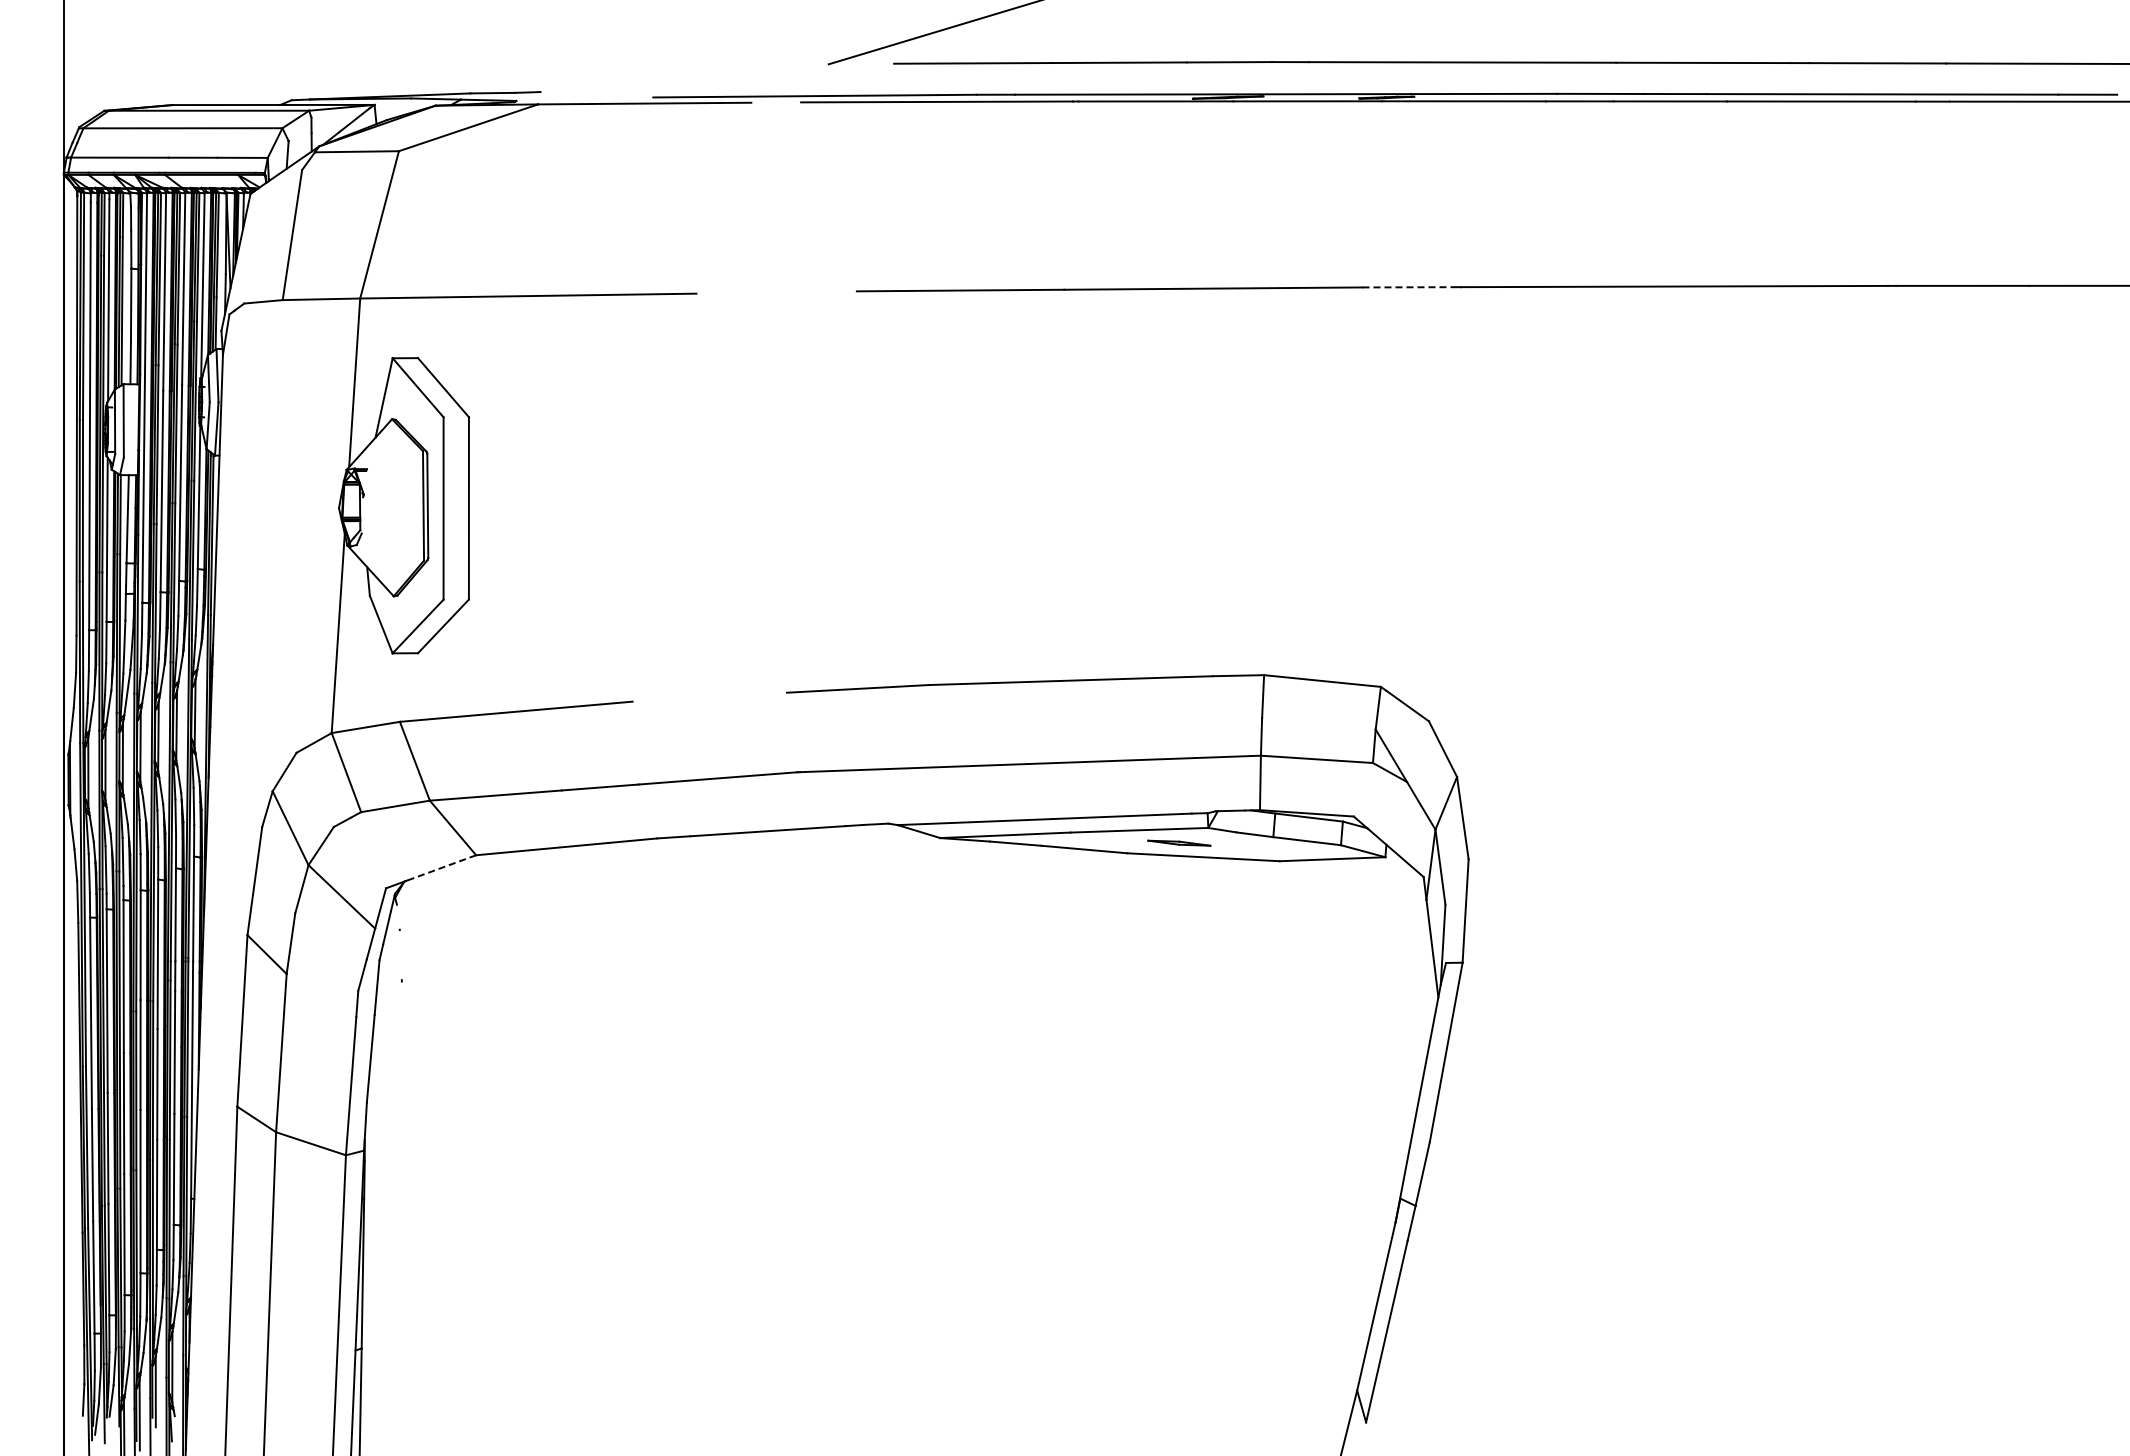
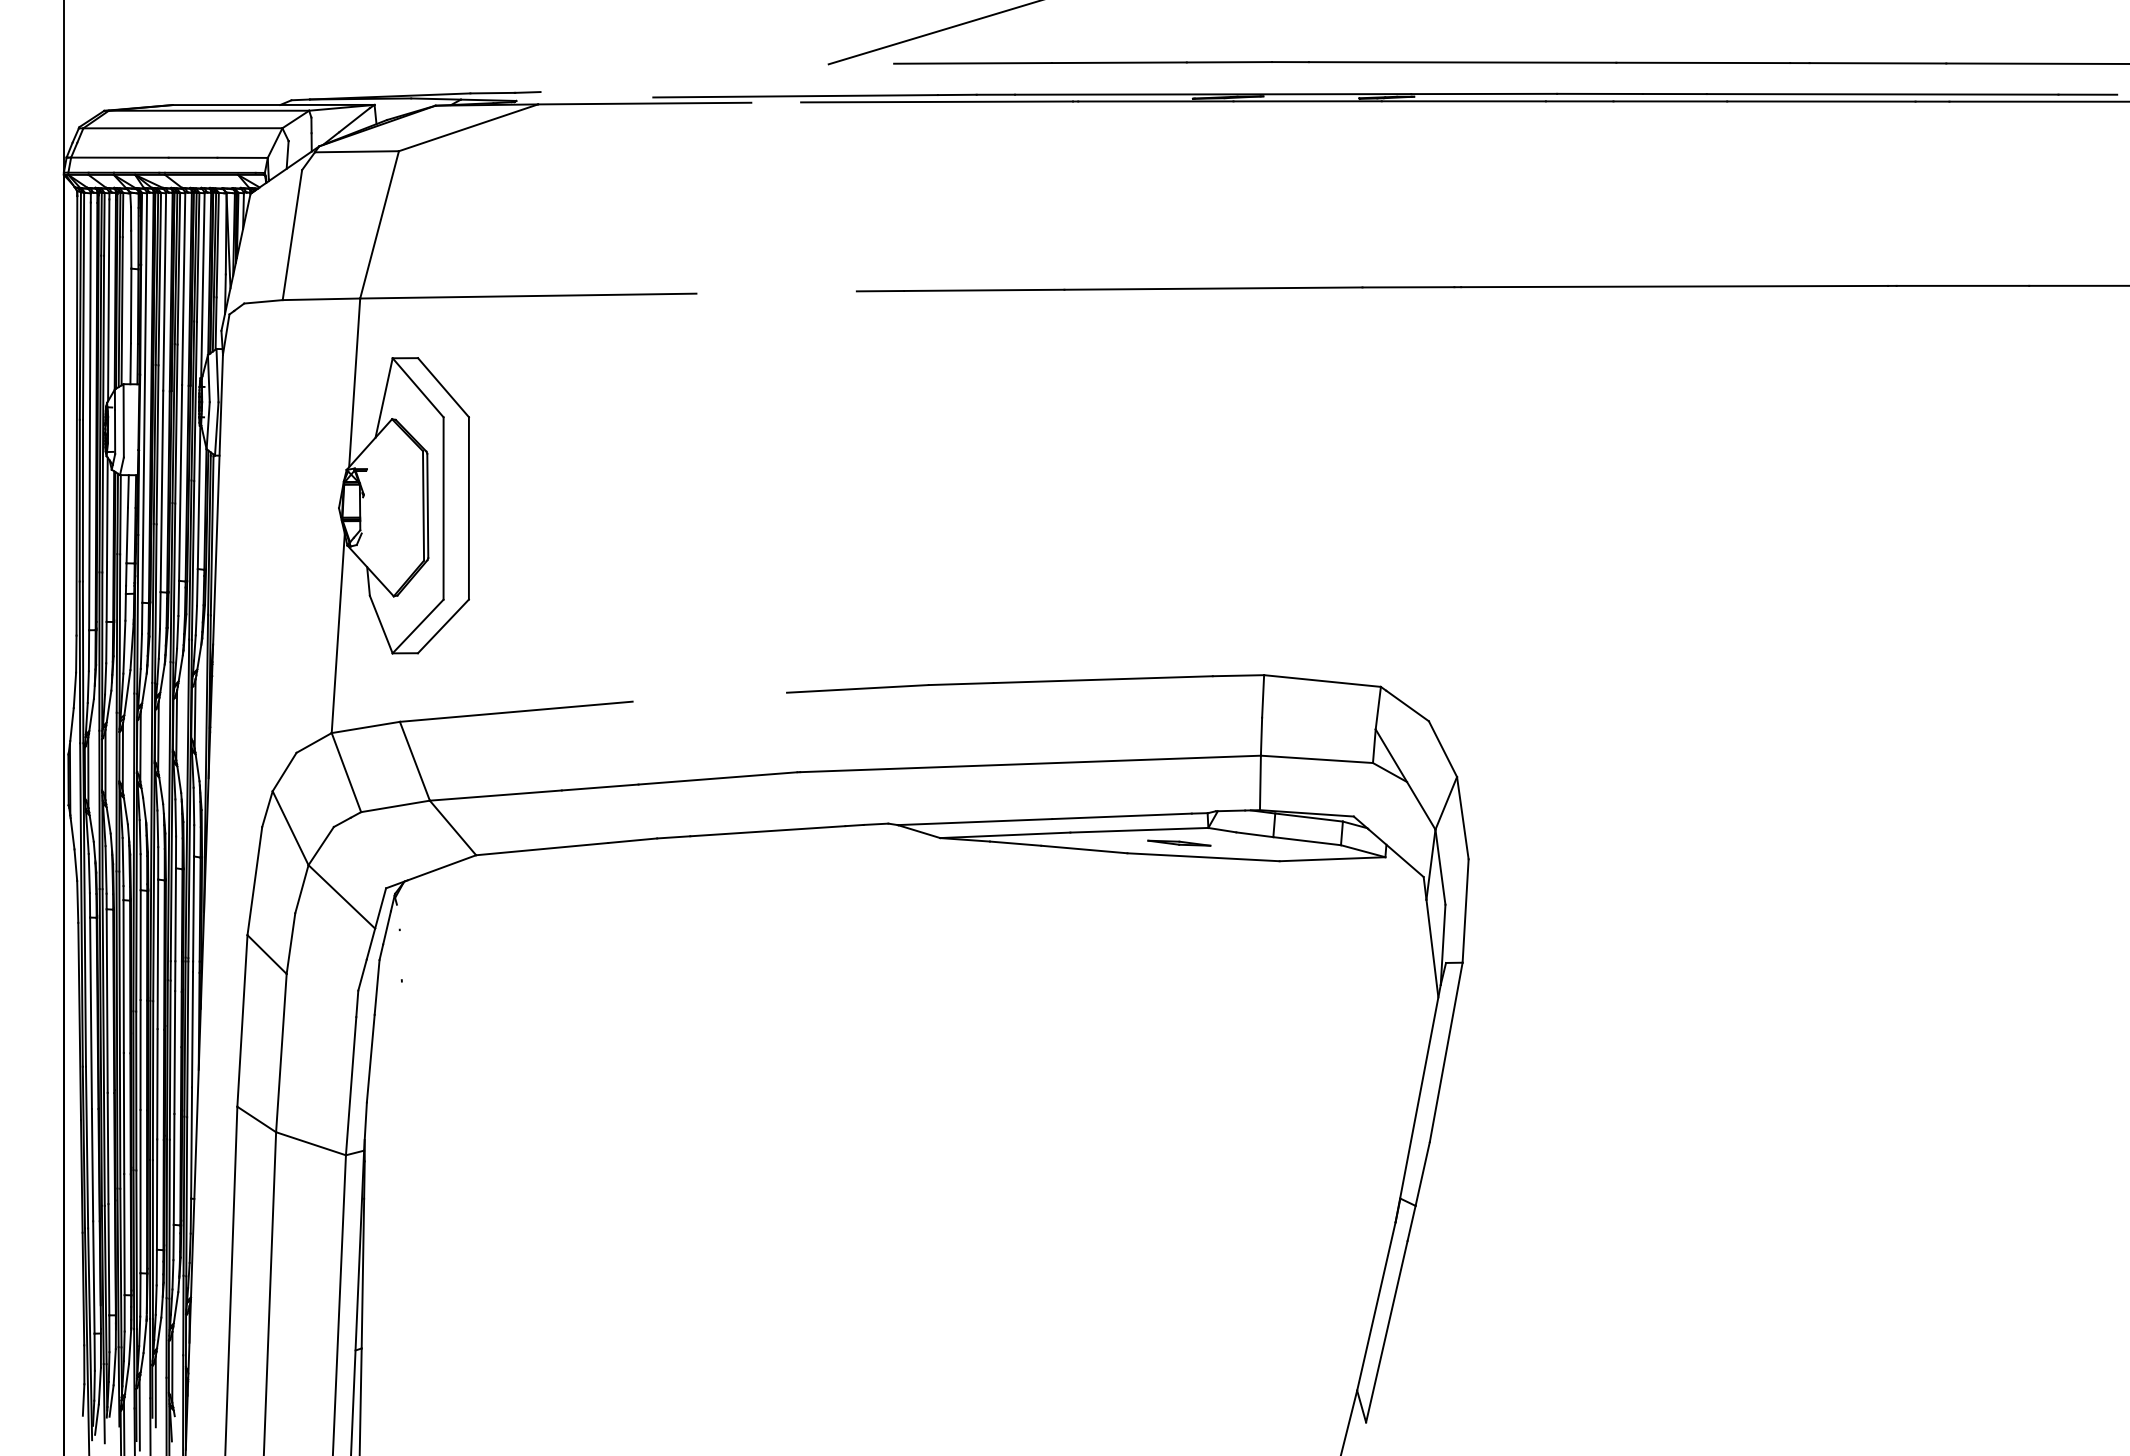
line: dashed -> solid (1408, 287)
line: dashed -> solid (441, 867)
